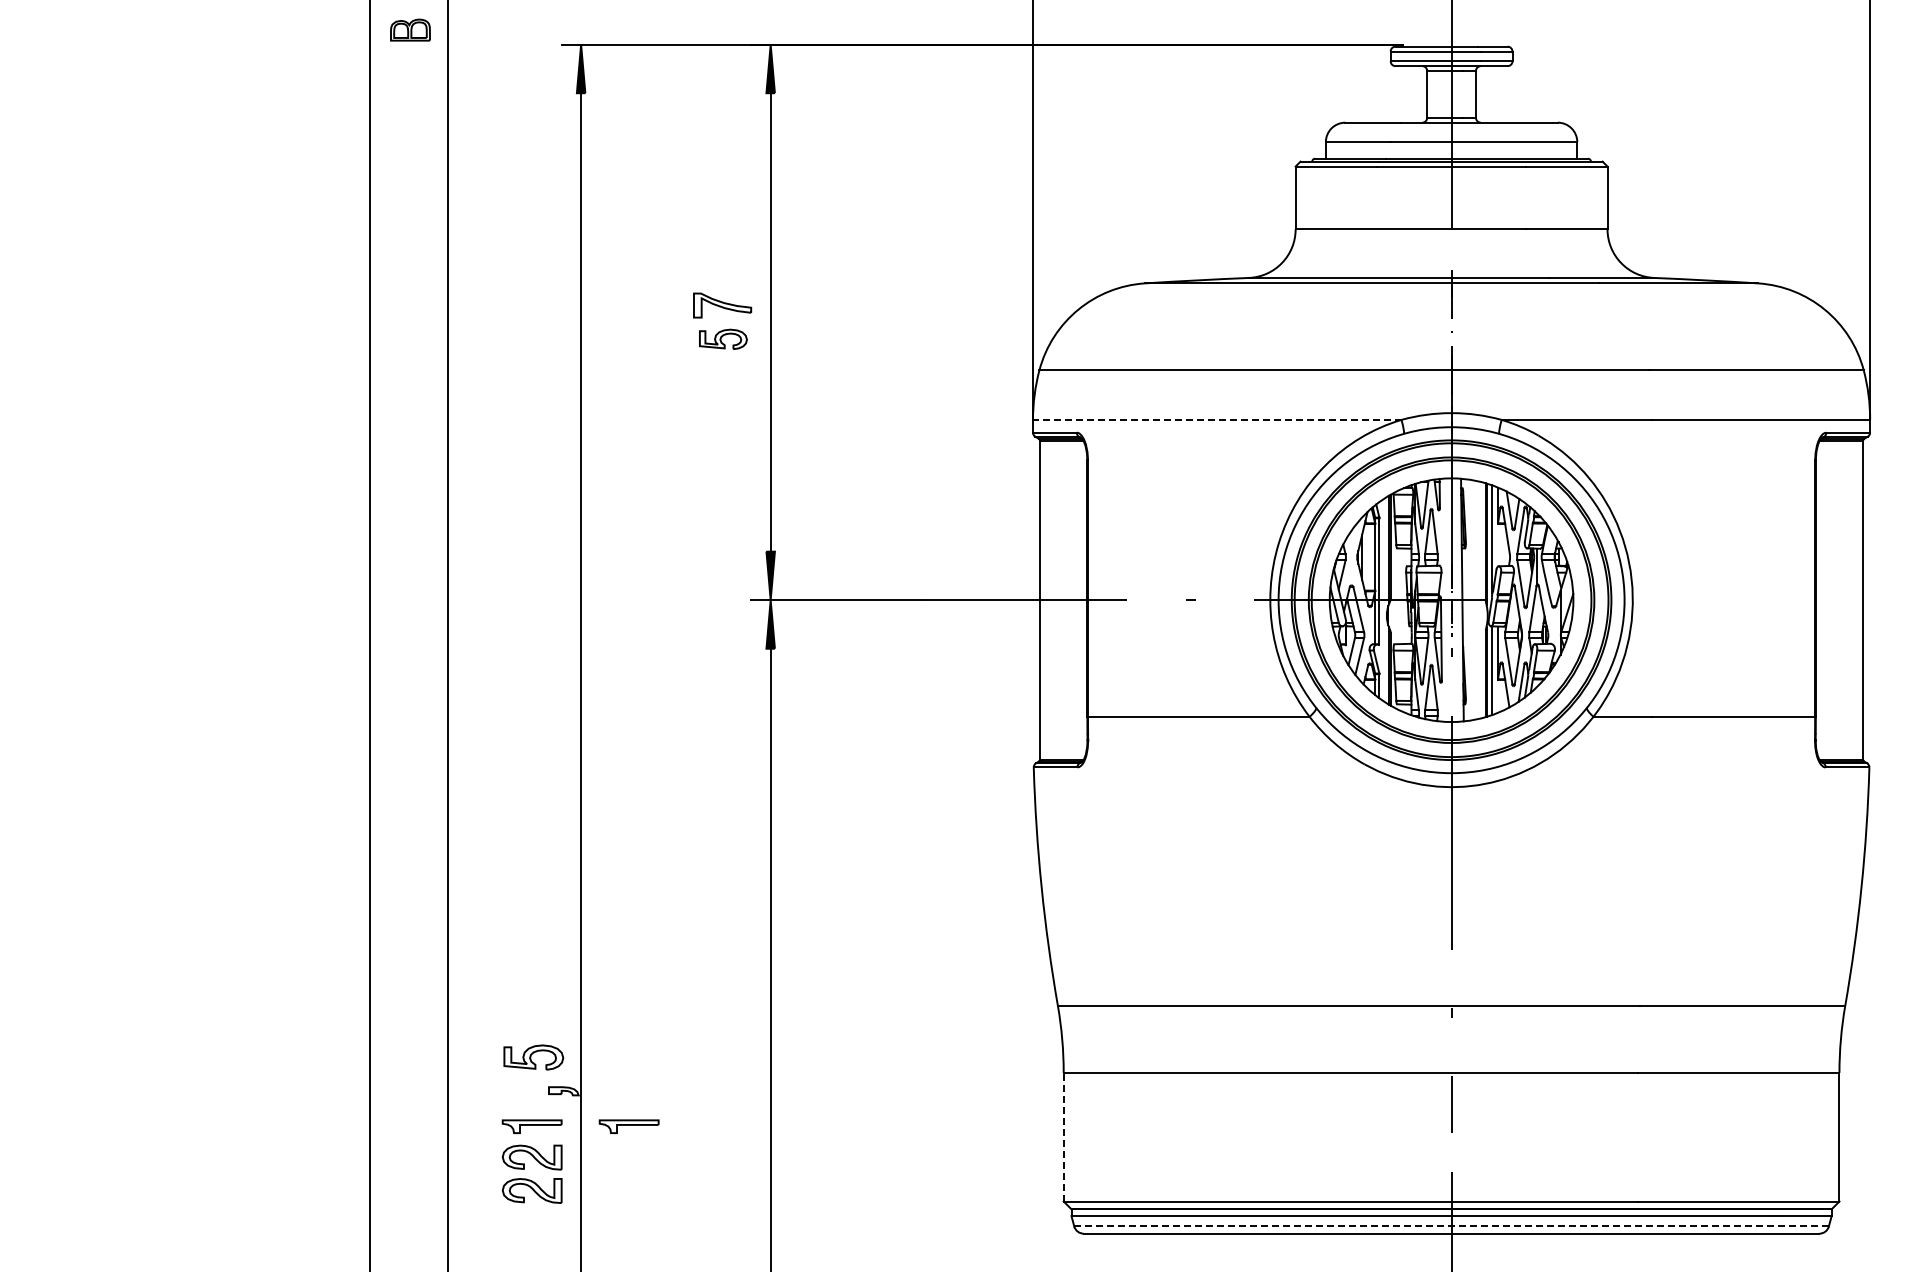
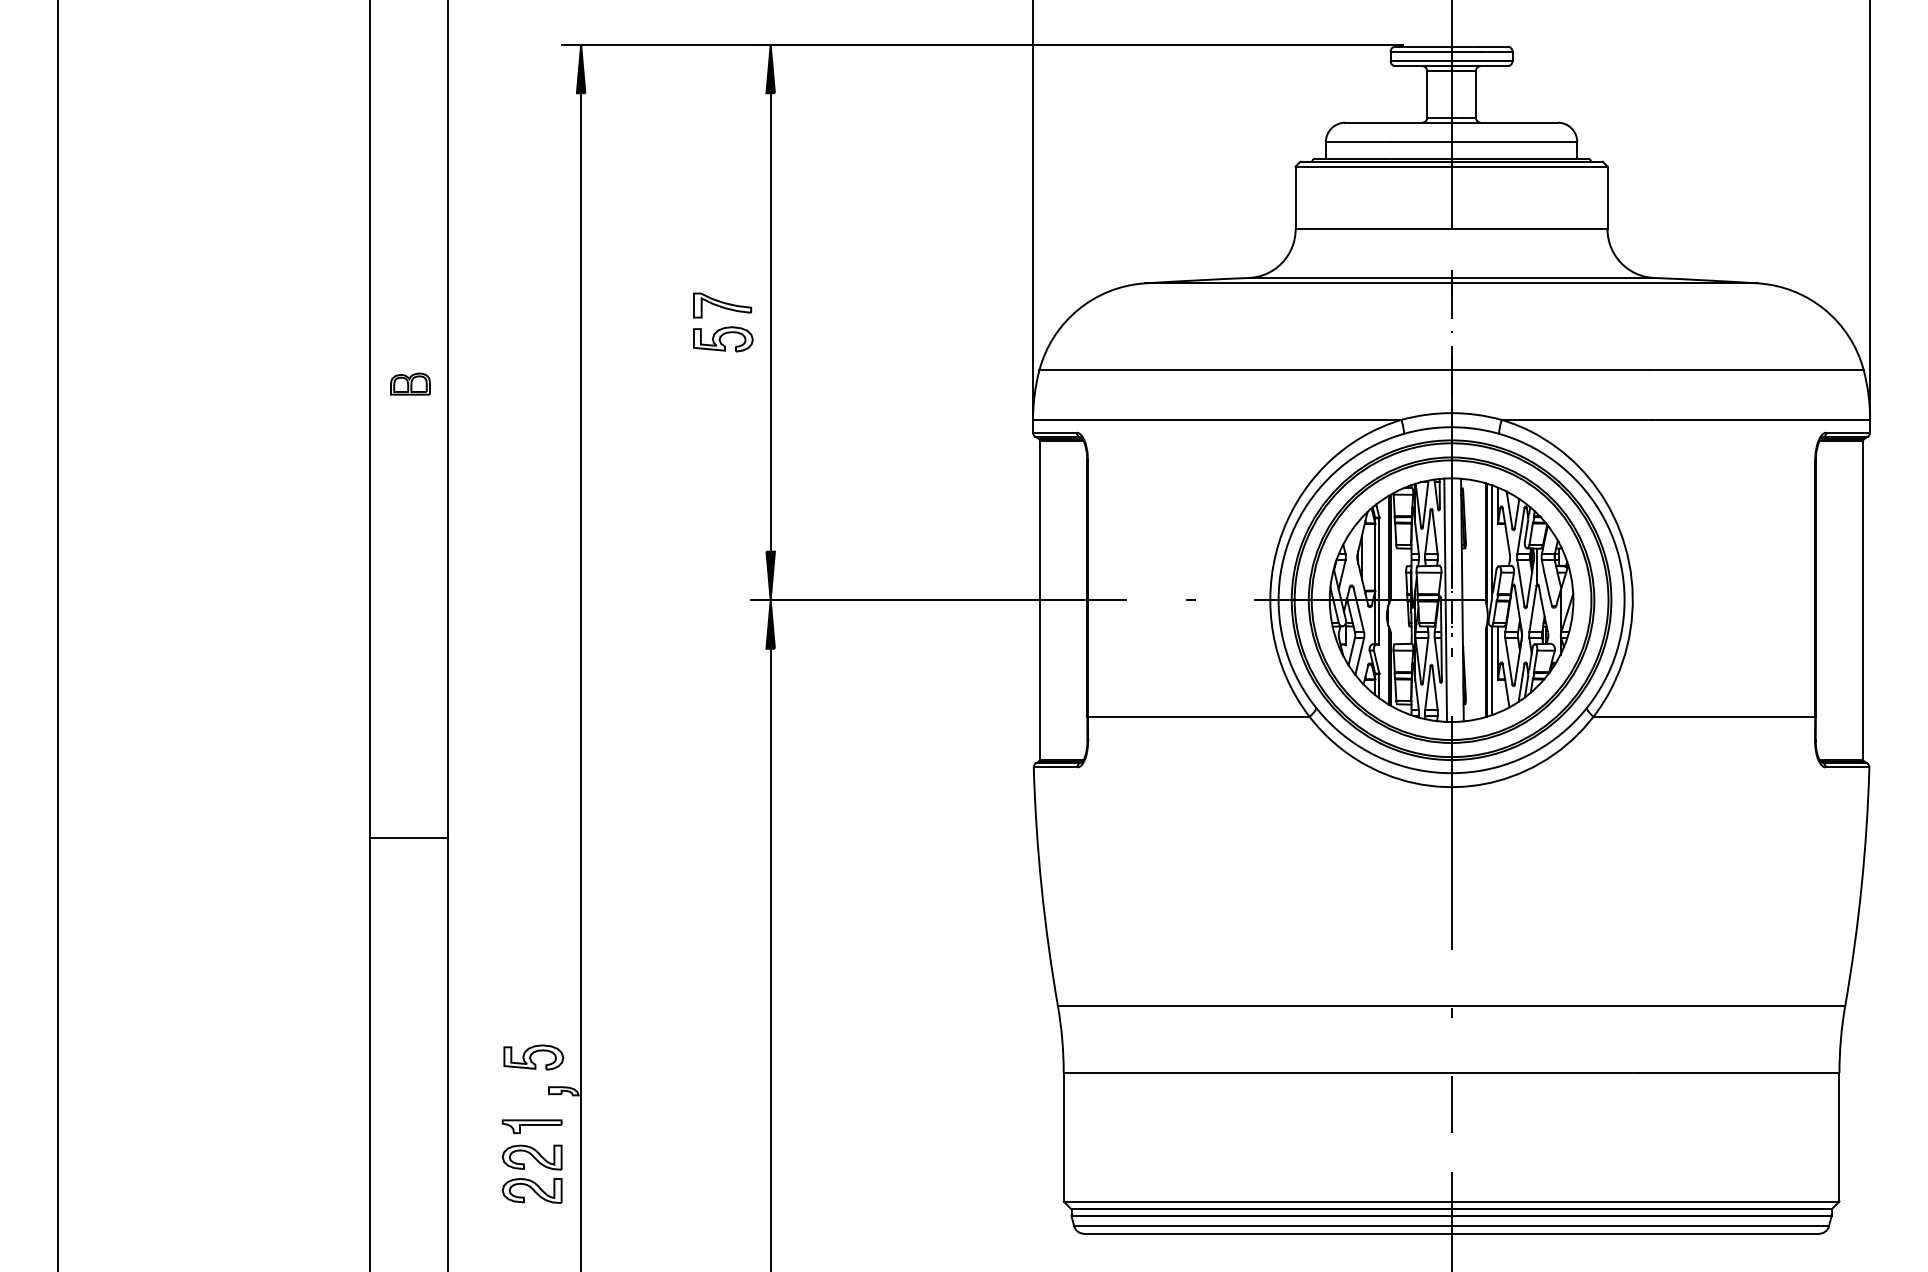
part position: (410, 29) -> (410, 383) (410, 383)
part size: 49x22 px -> 61x27 px (723, 339)
line: dashed -> solid (1216, 419)
line: none -> present (1445, 599)
line: none -> present (57, 635)
line: none -> present (408, 837)
part: present -> none (628, 1126)
line: dashed -> solid (1063, 1136)
line: dashed -> solid (1452, 1226)
